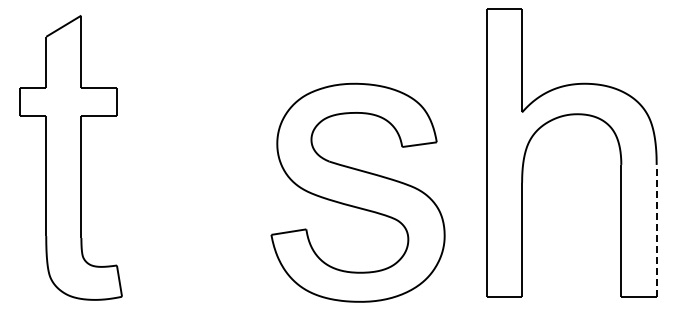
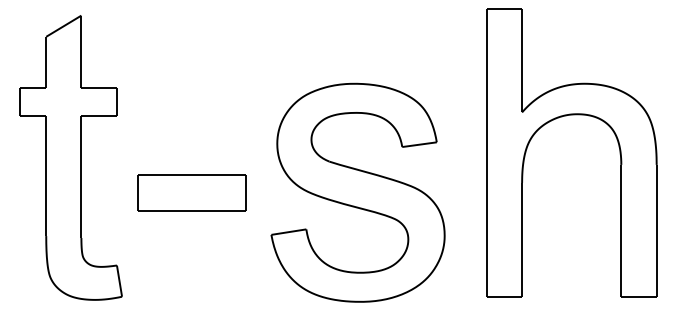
part: none -> present (191, 192)
line: dashed -> solid (656, 230)
